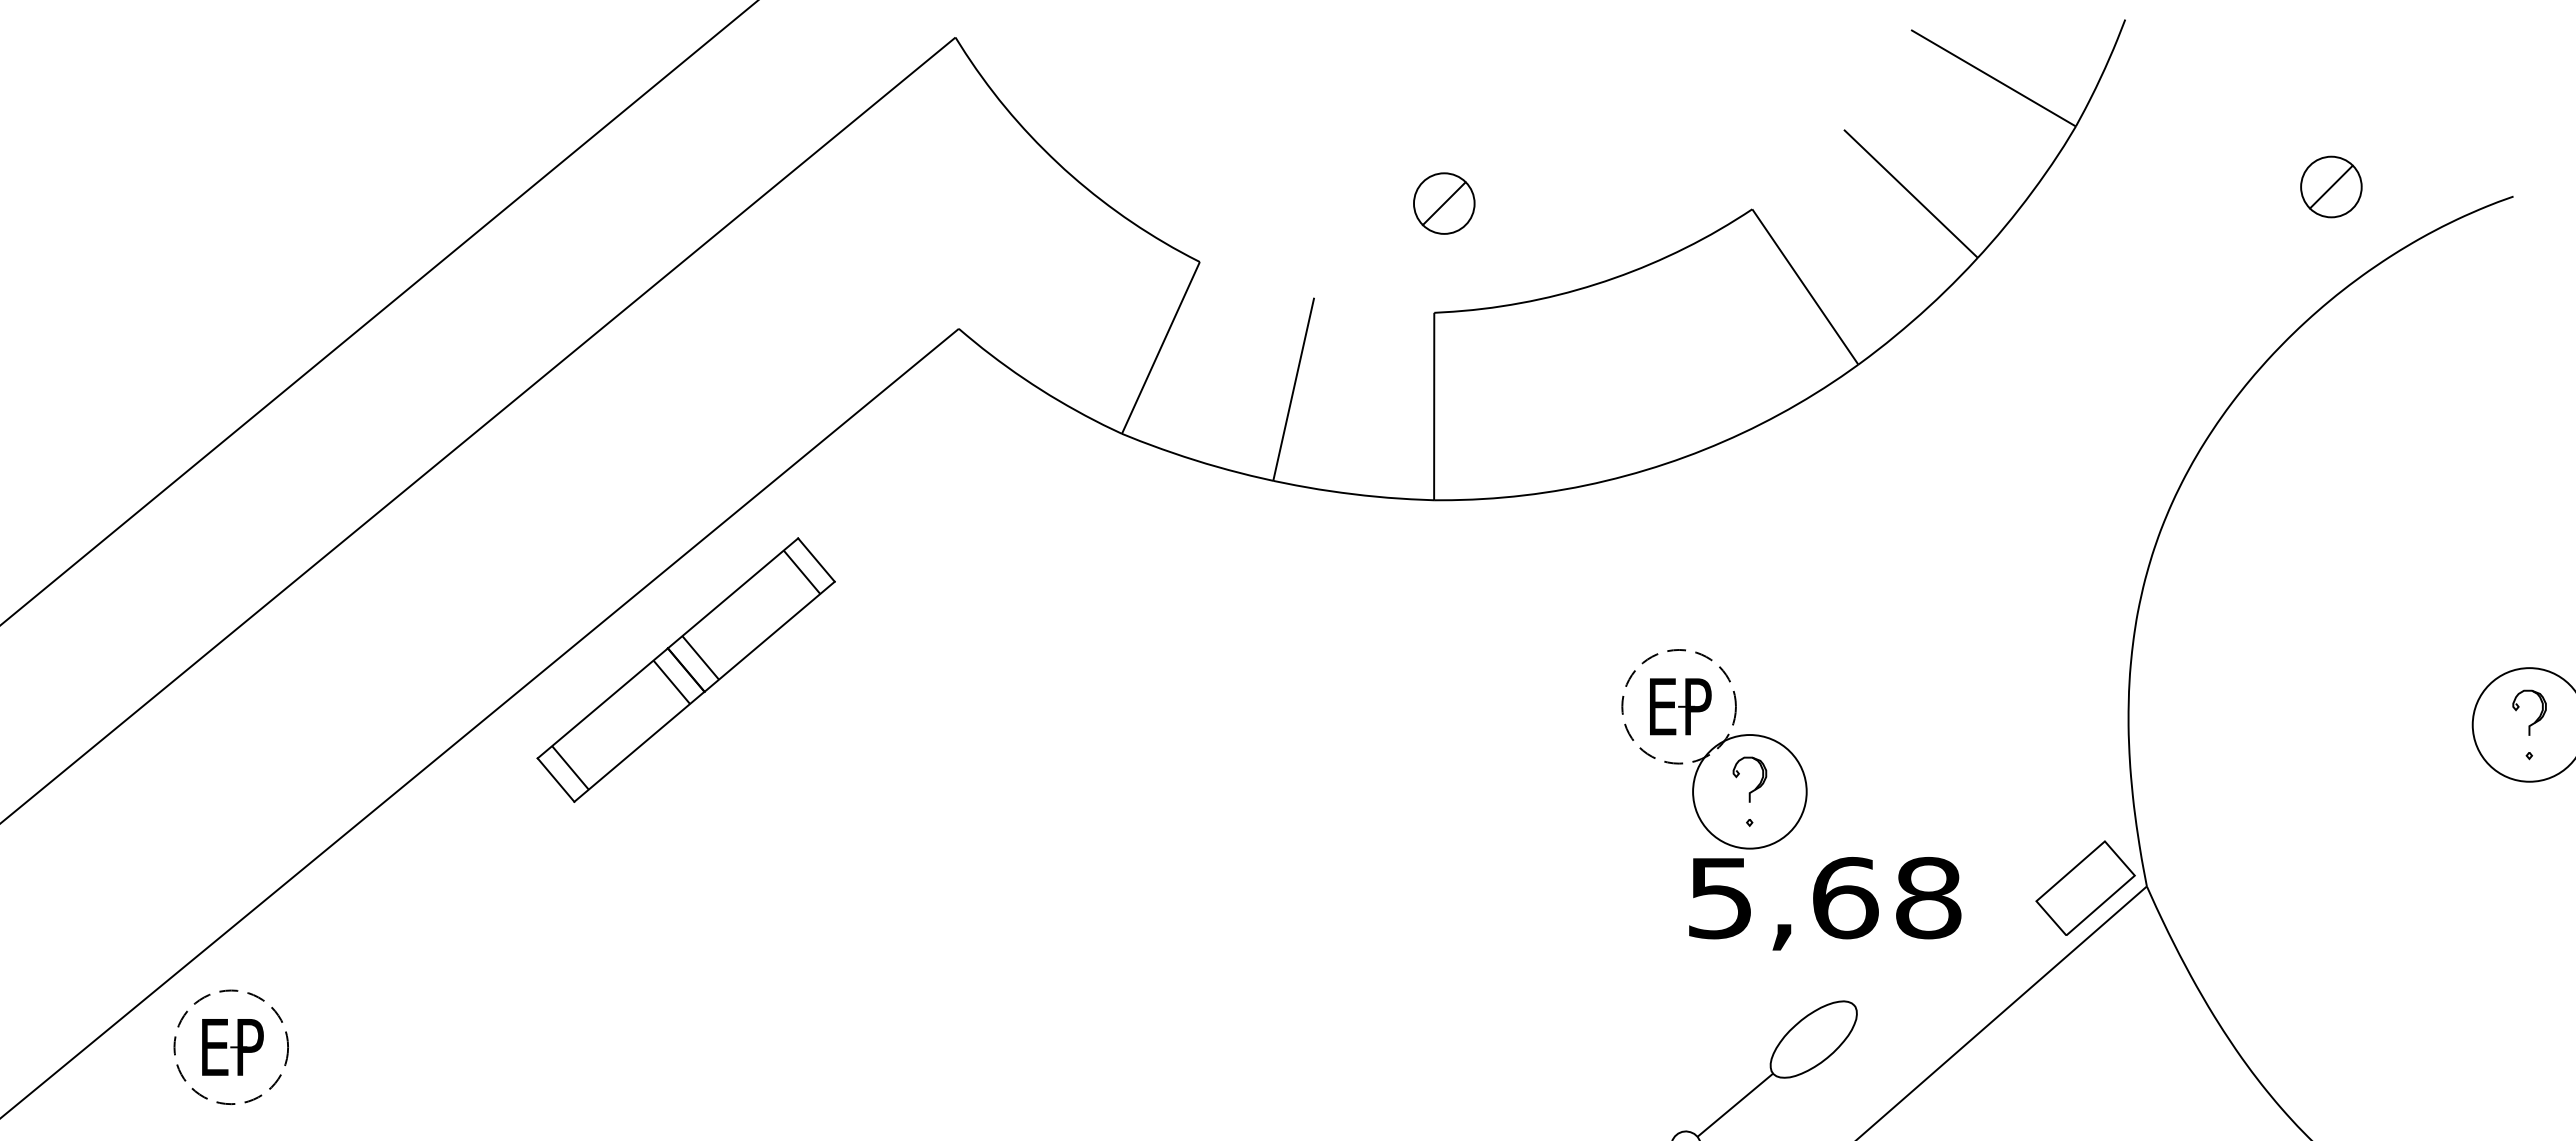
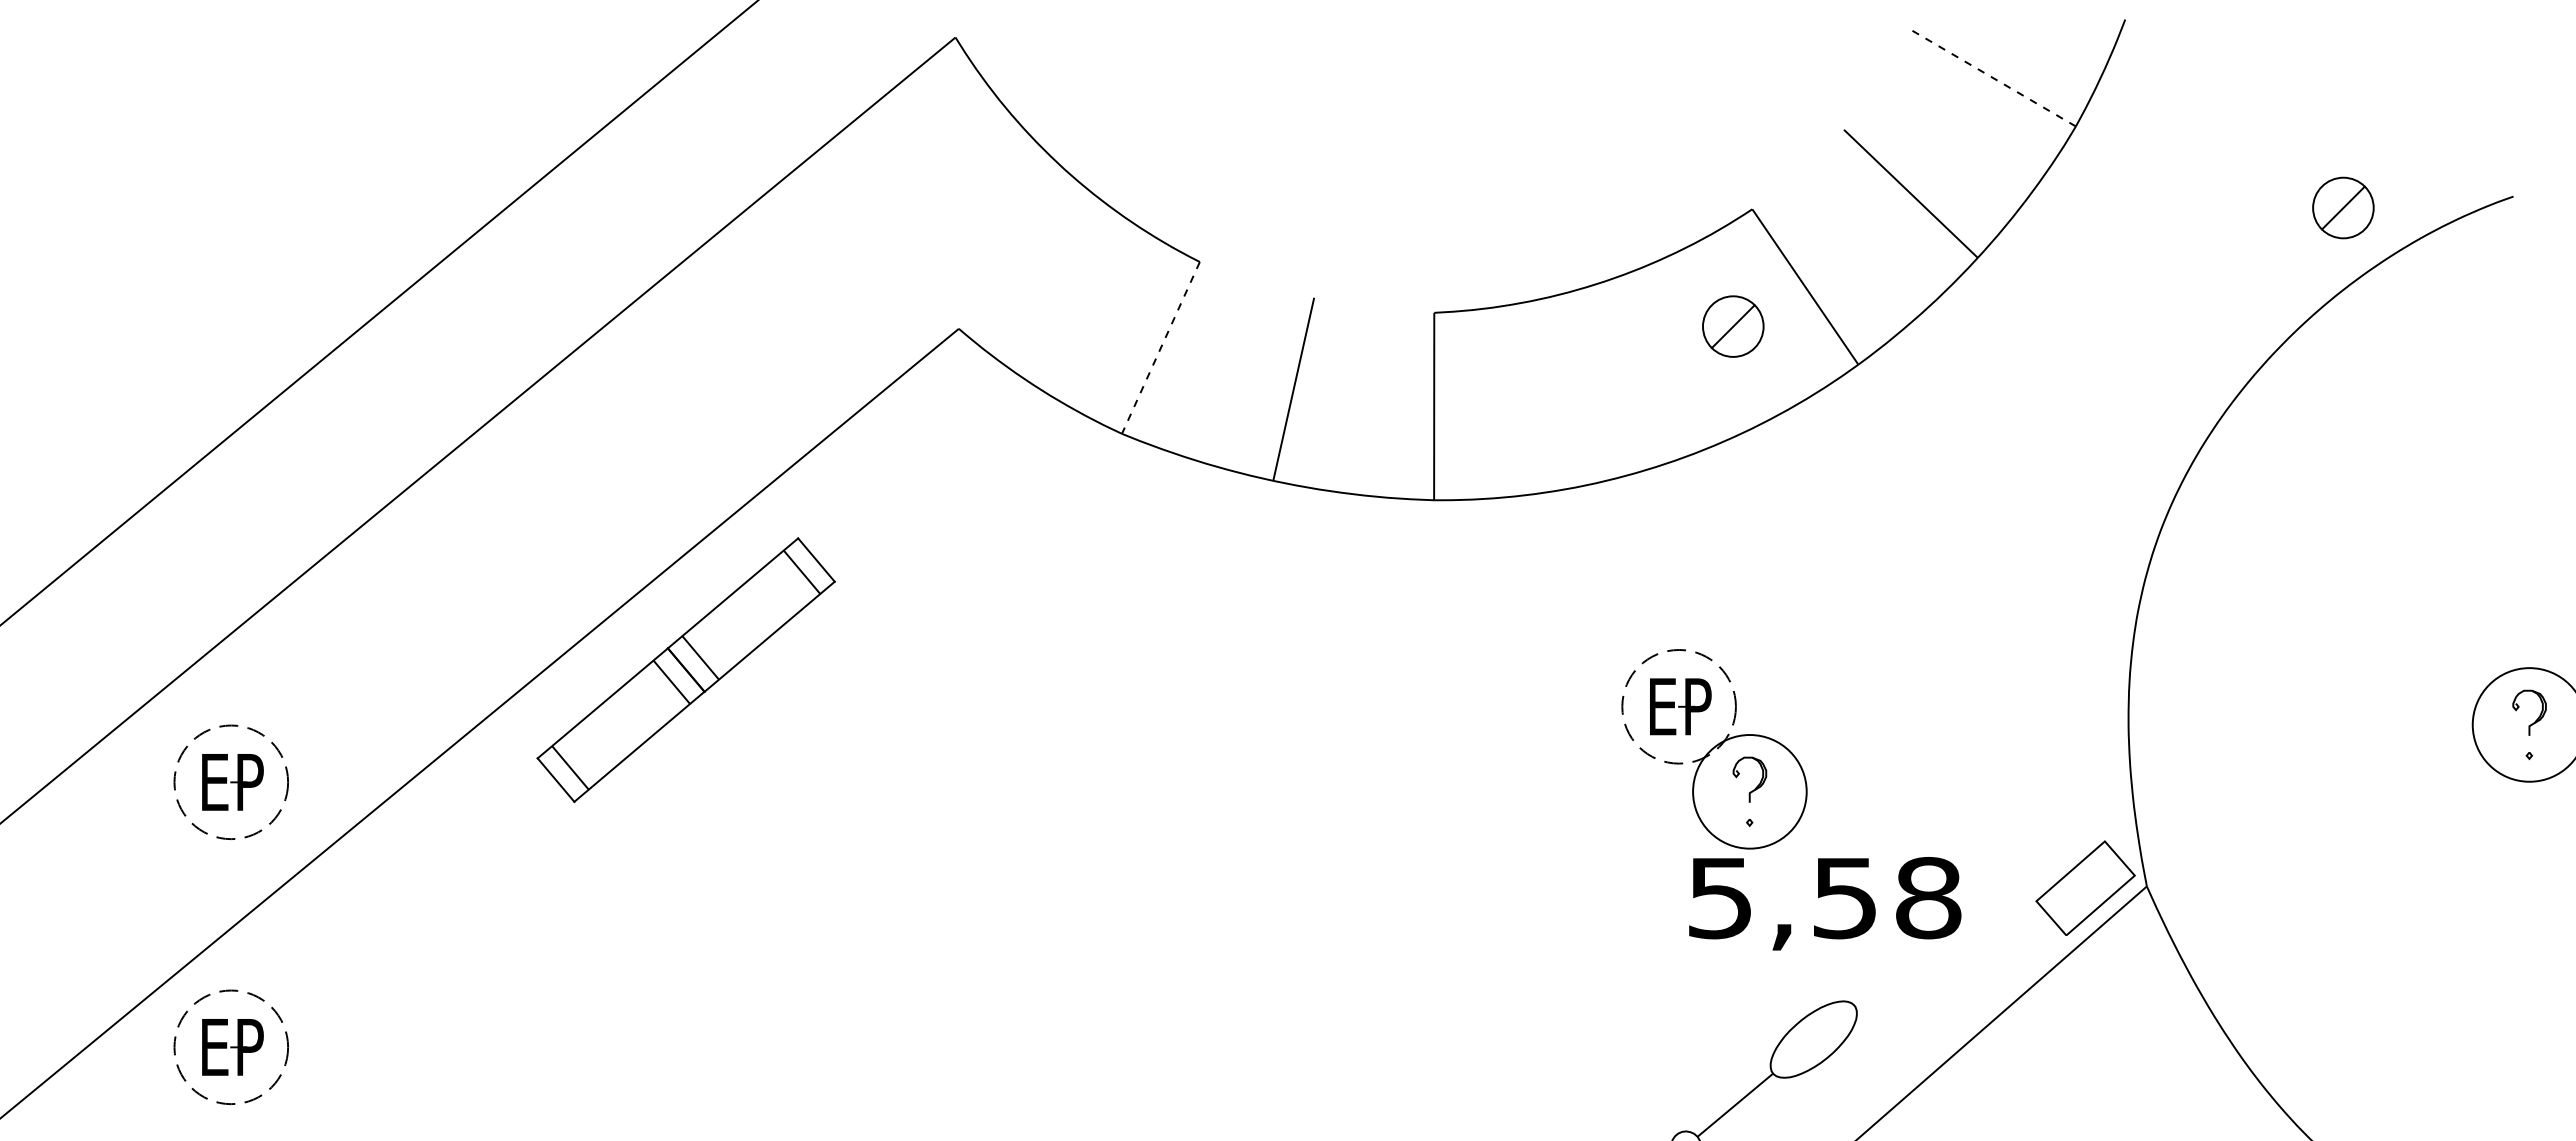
line: solid -> dashed (1993, 78)
part position: (2331, 186) -> (2343, 207) (2343, 207)
part position: (1444, 203) -> (1733, 326) (1733, 326)
line: solid -> dashed (1160, 348)
part: none -> present (230, 781)
text: 5,68 -> 5,58 (1845, 898)
